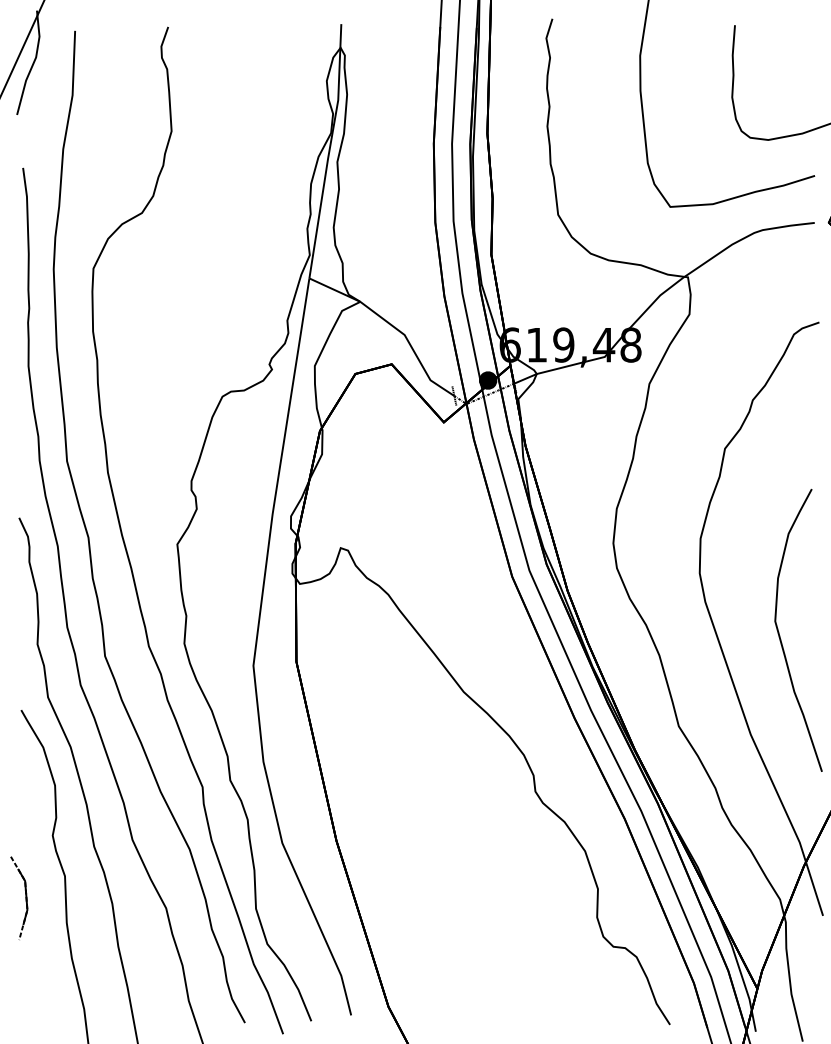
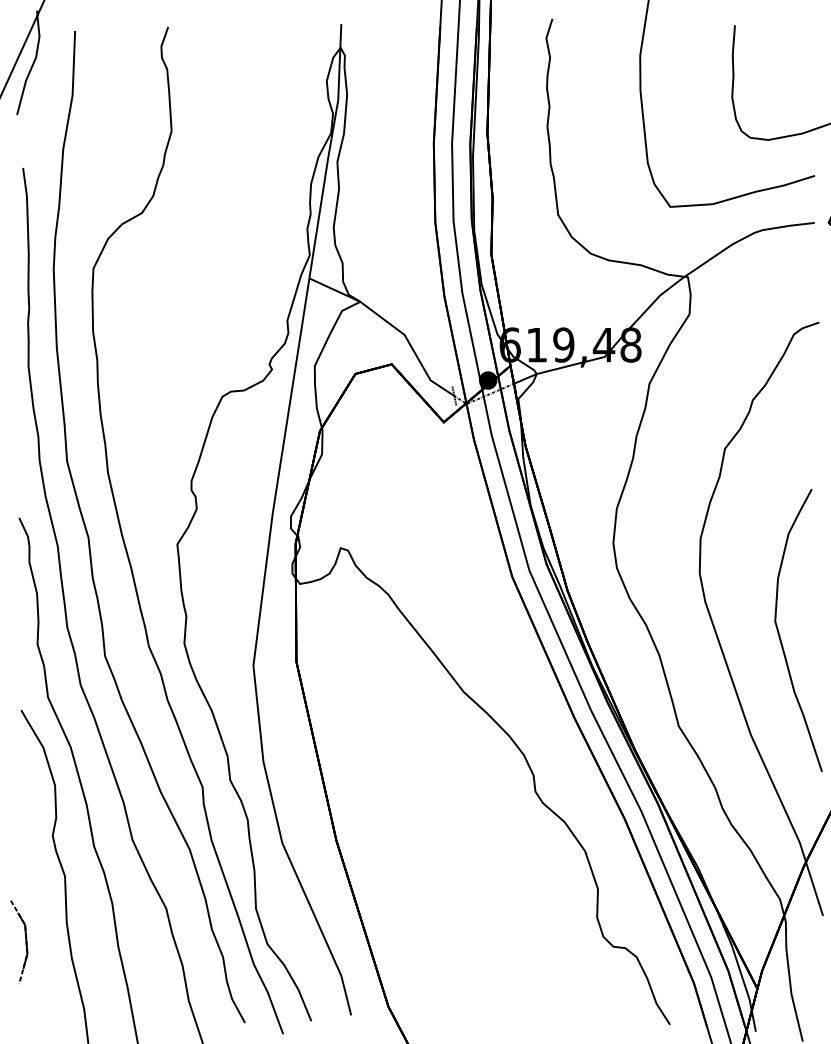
part position: (19, 898) -> (19, 942) (19, 942)
